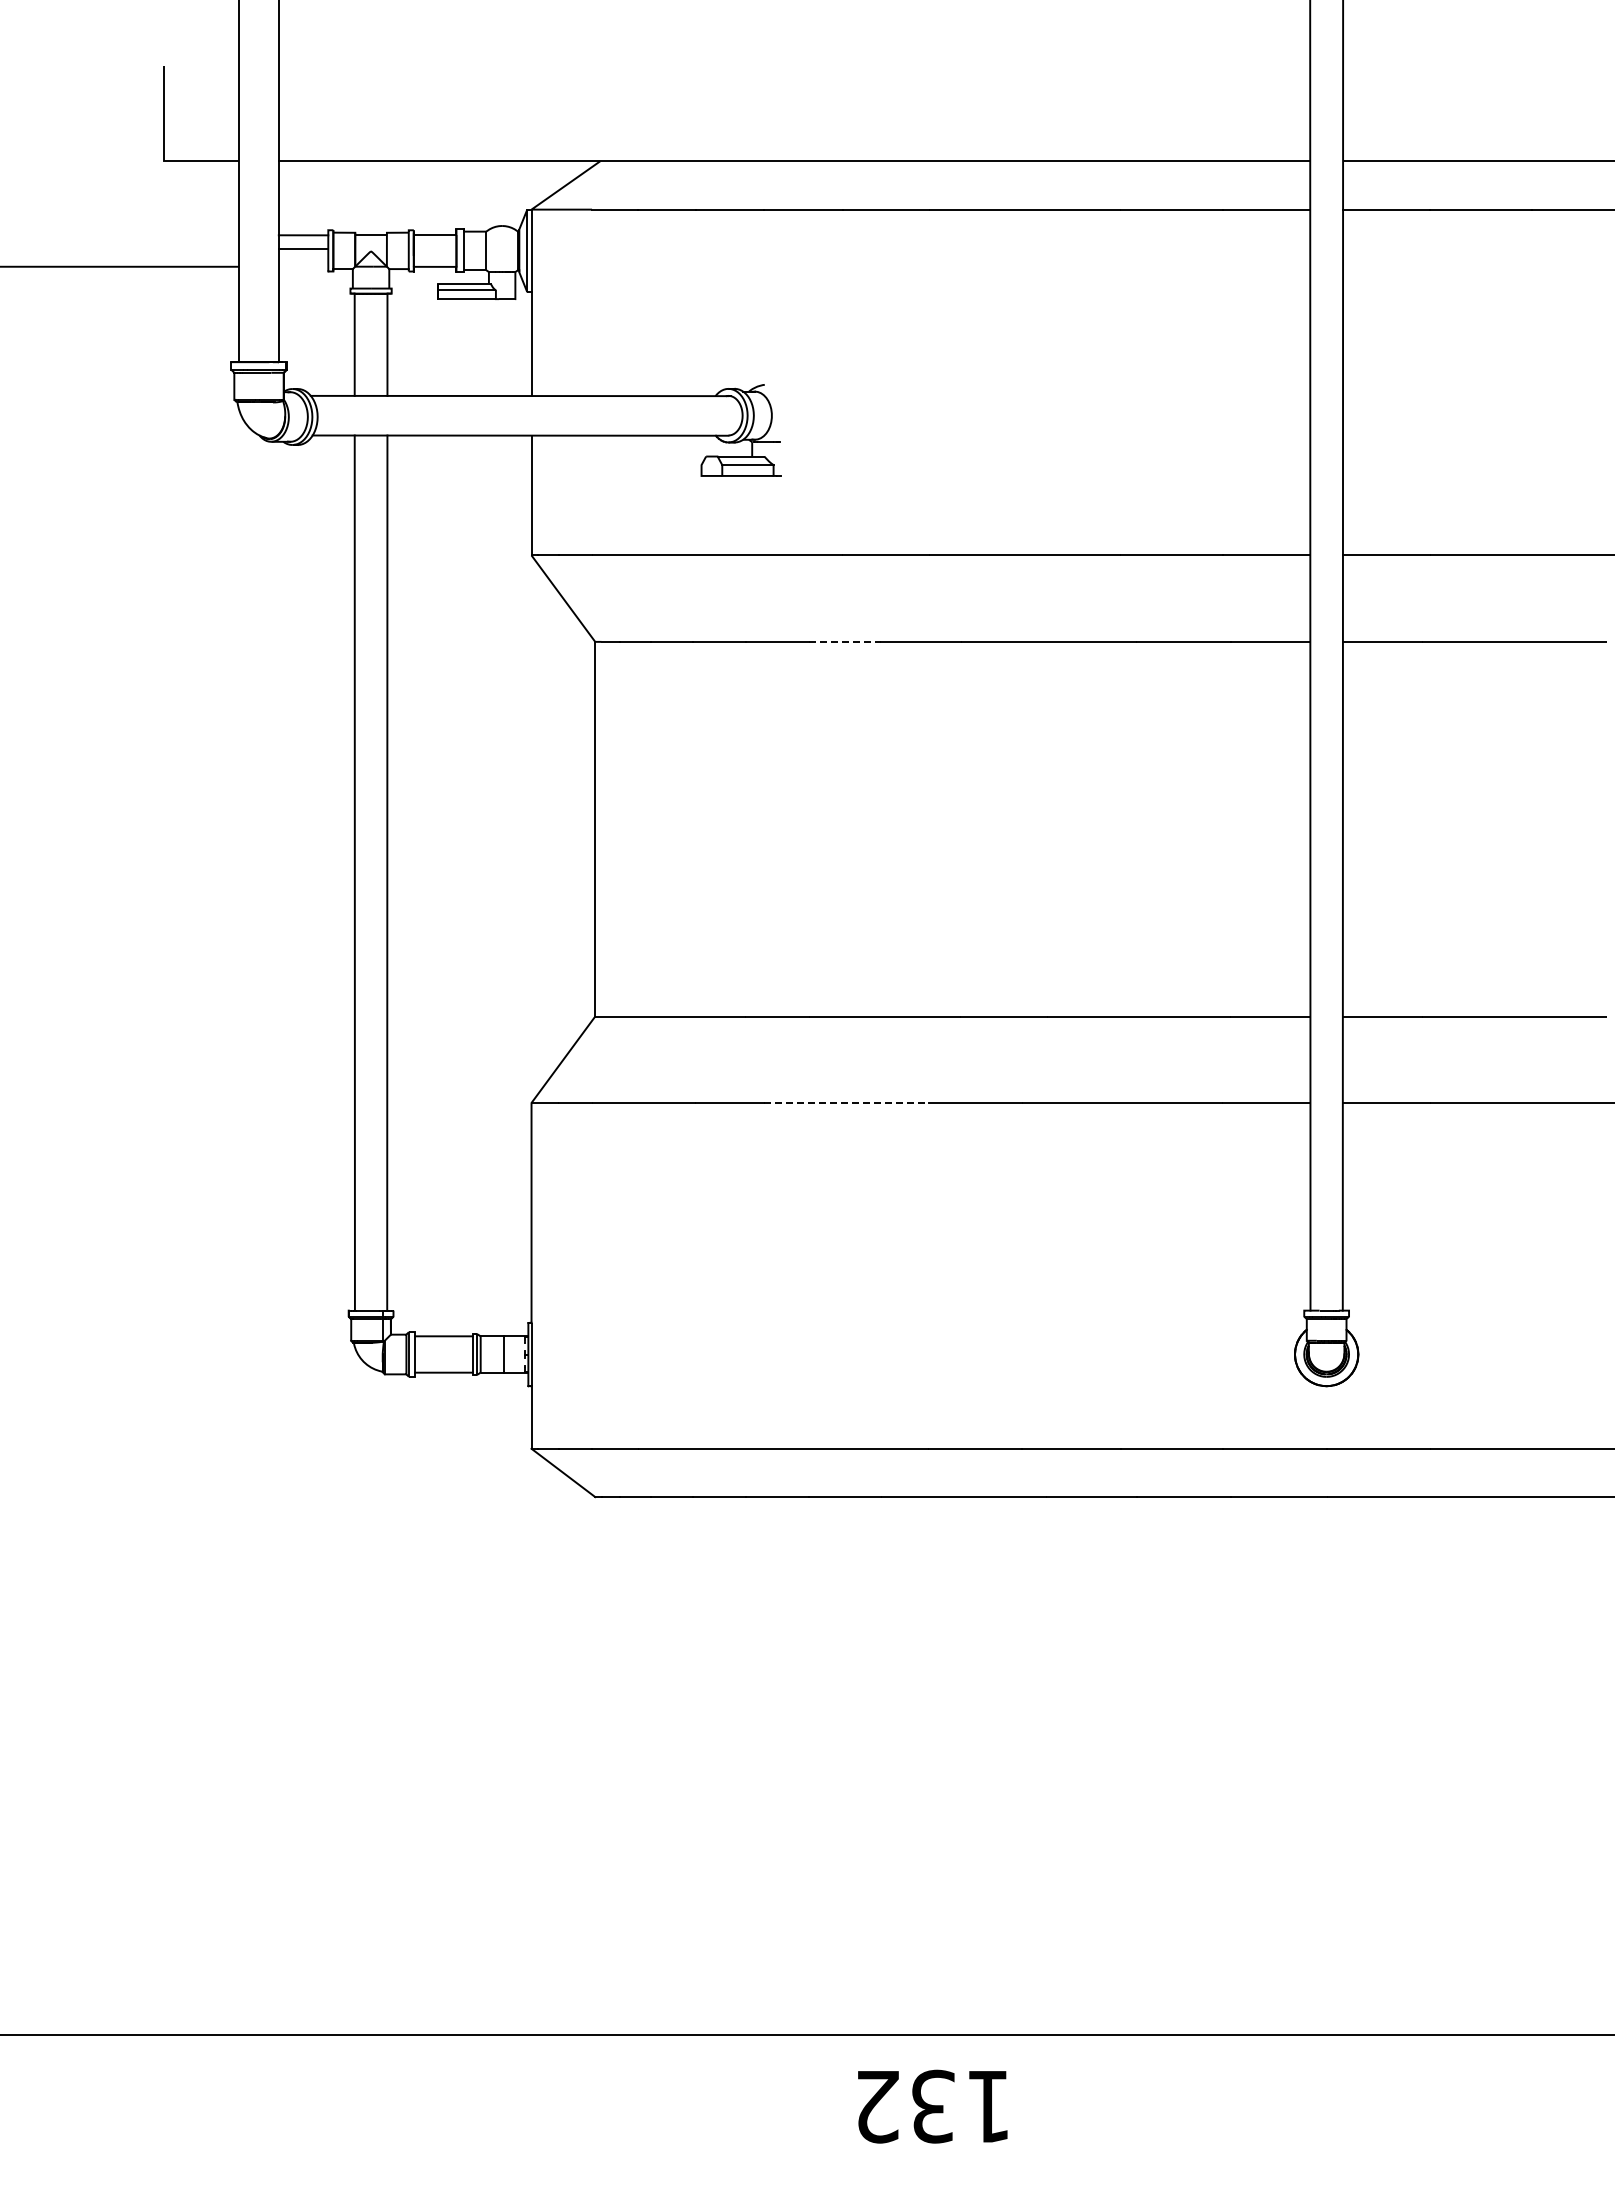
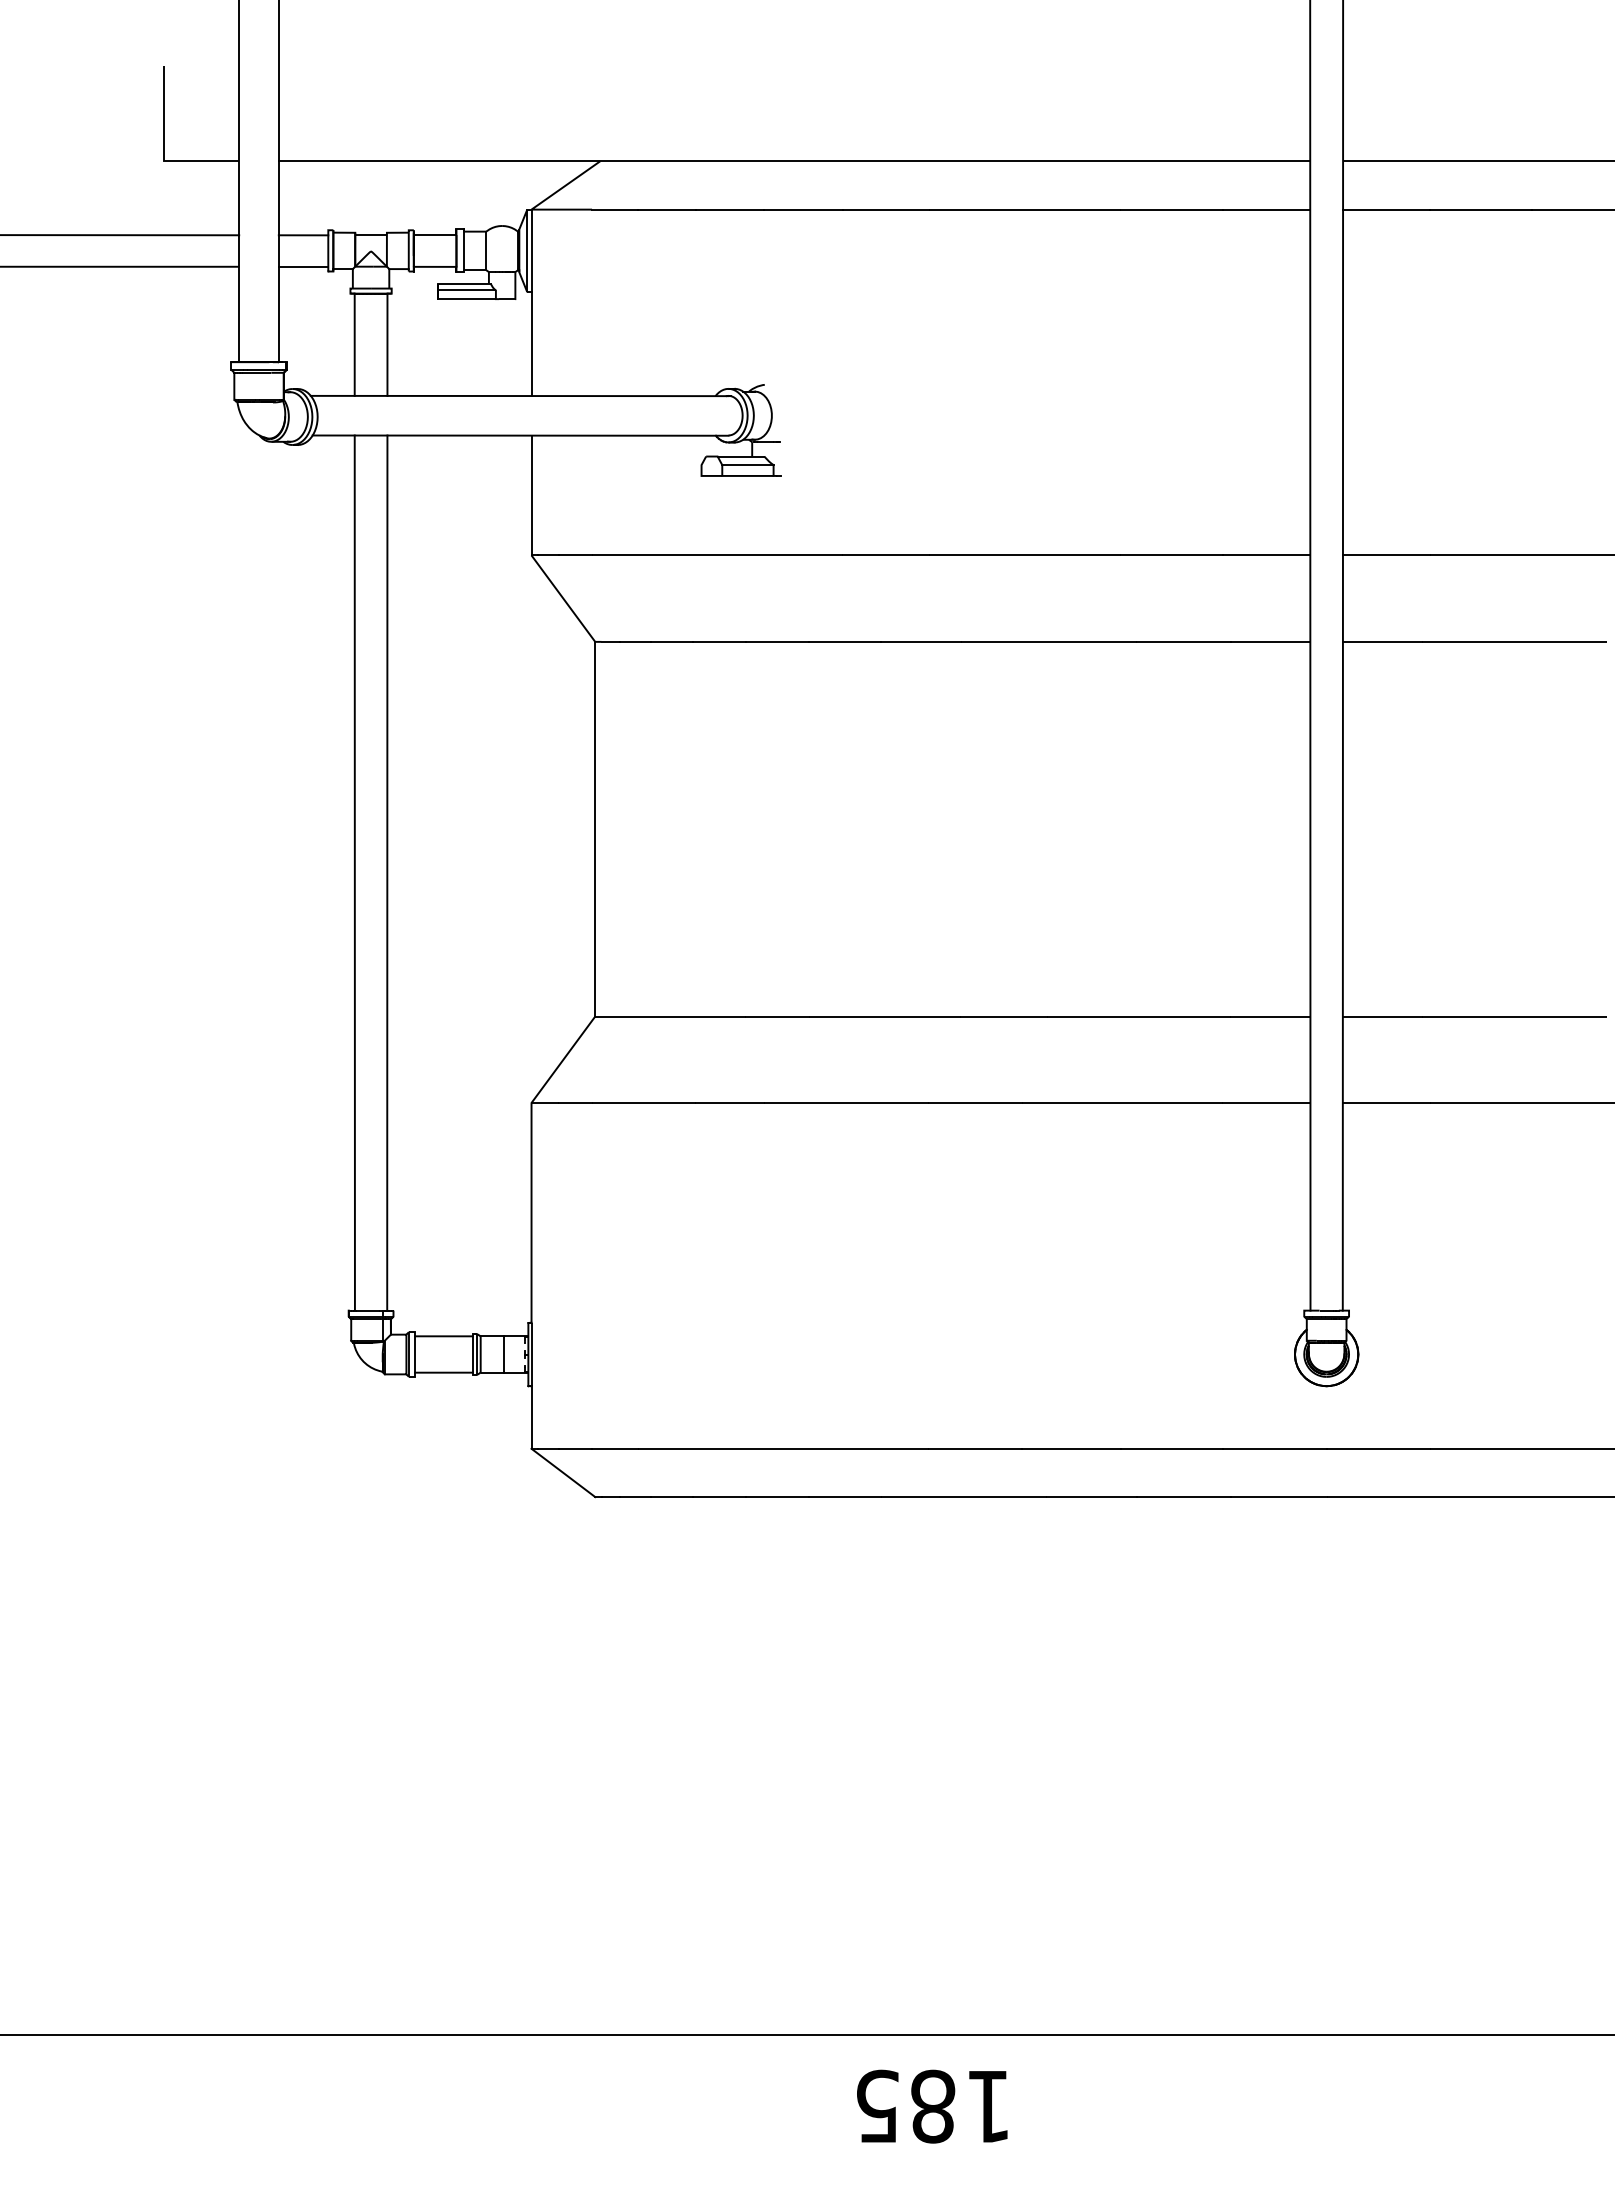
line: none -> present (120, 235)
line position: (303, 248) -> (303, 266) (303, 266)
line: dashed -> solid (845, 641)
line: dashed -> solid (846, 1102)
text: 132 -> 185 (906, 2106)
